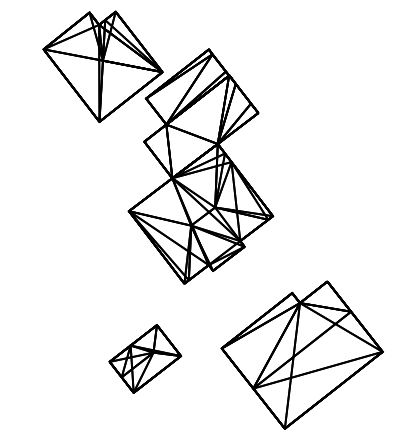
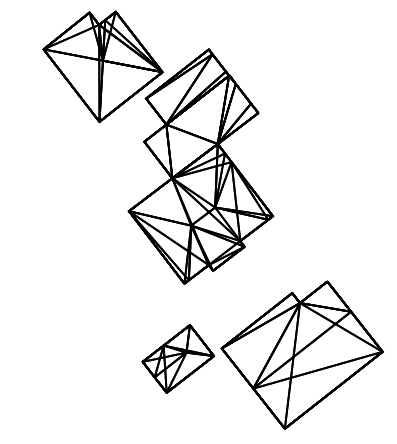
part position: (145, 358) -> (178, 358) (178, 358)
